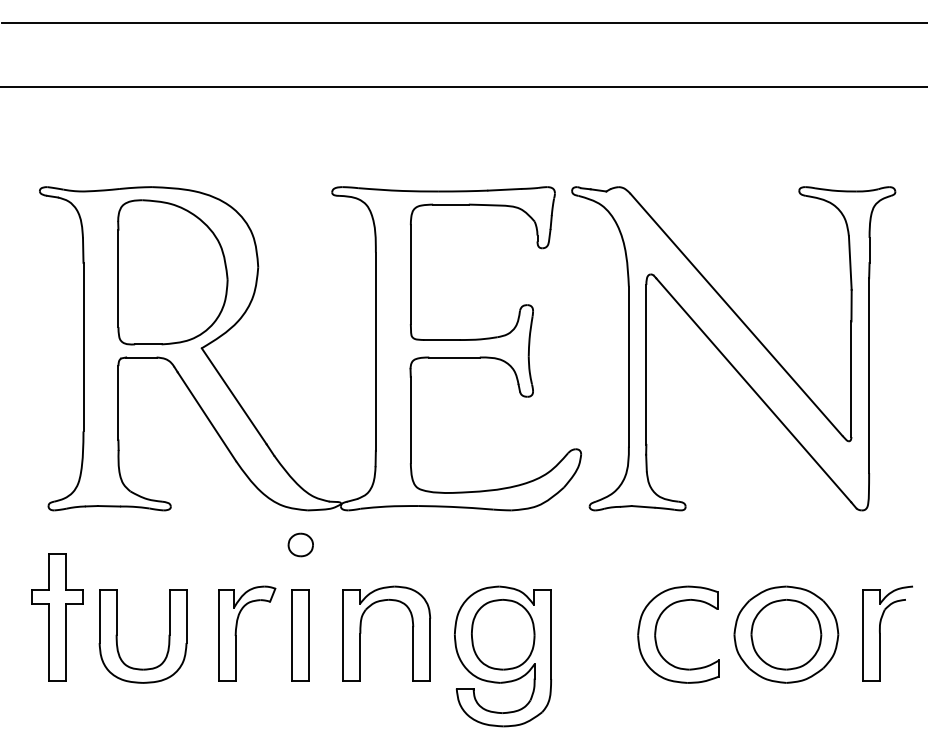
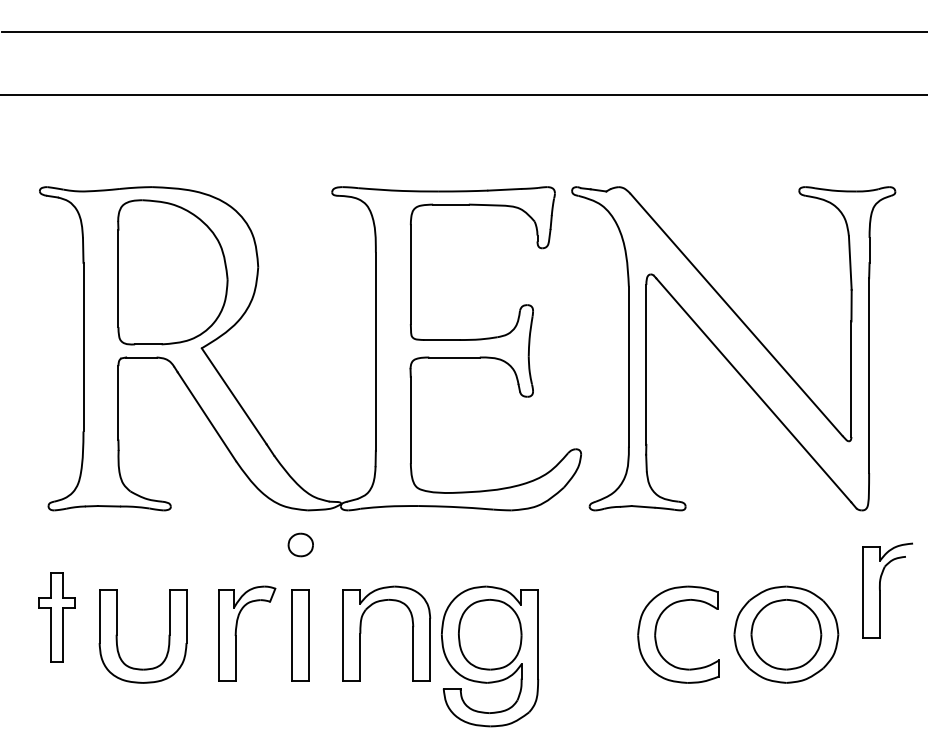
line position: (463, 22) -> (463, 31) (463, 31)
line position: (463, 87) -> (463, 95) (463, 95)
part size: 53x129 px -> 38x91 px (56, 617)
part position: (880, 633) -> (880, 590) (880, 590)
part position: (503, 656) -> (490, 656) (490, 656)
